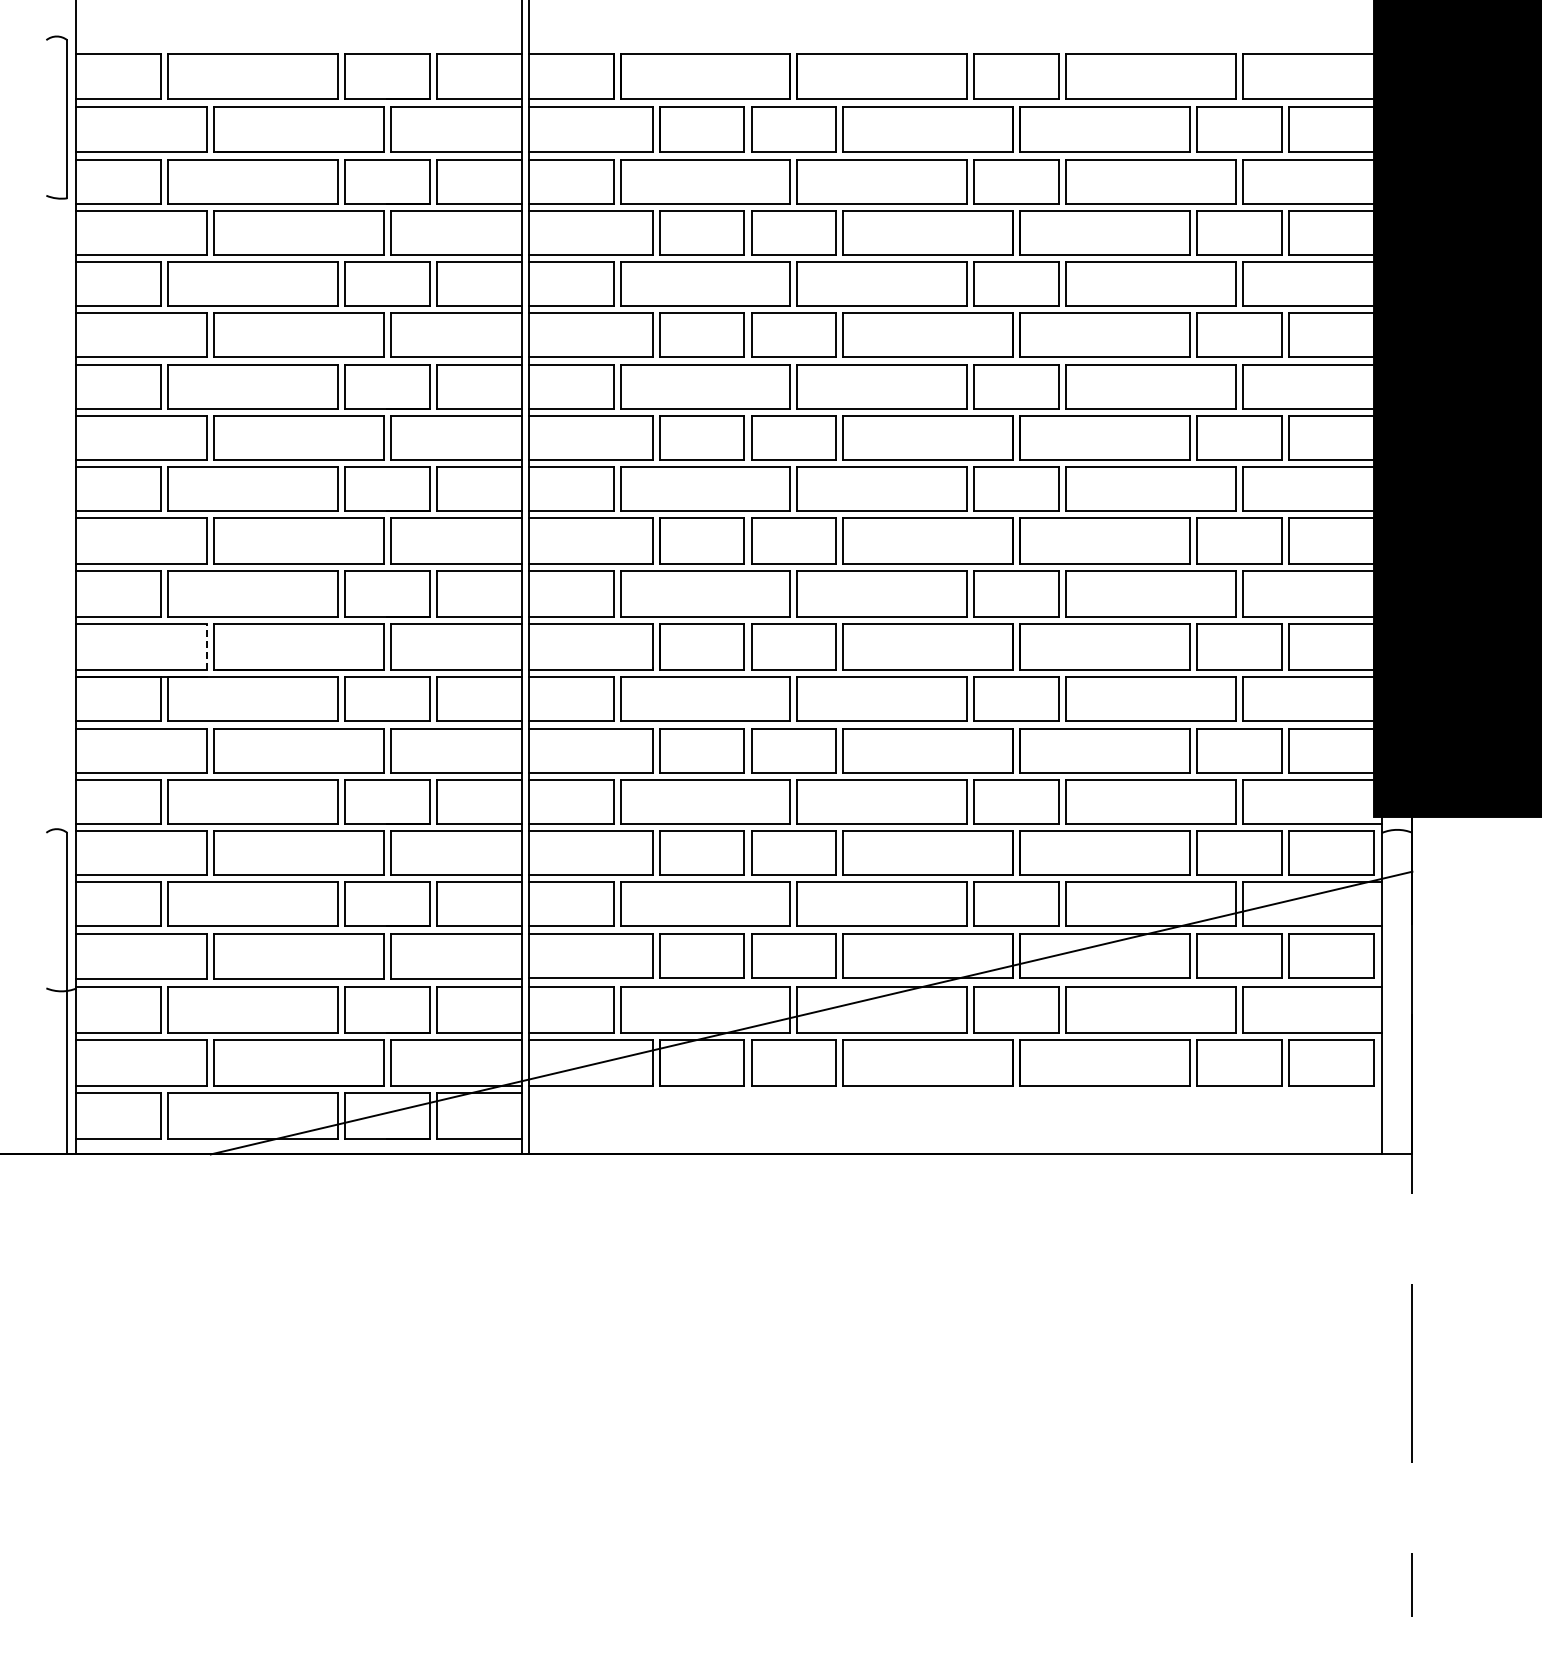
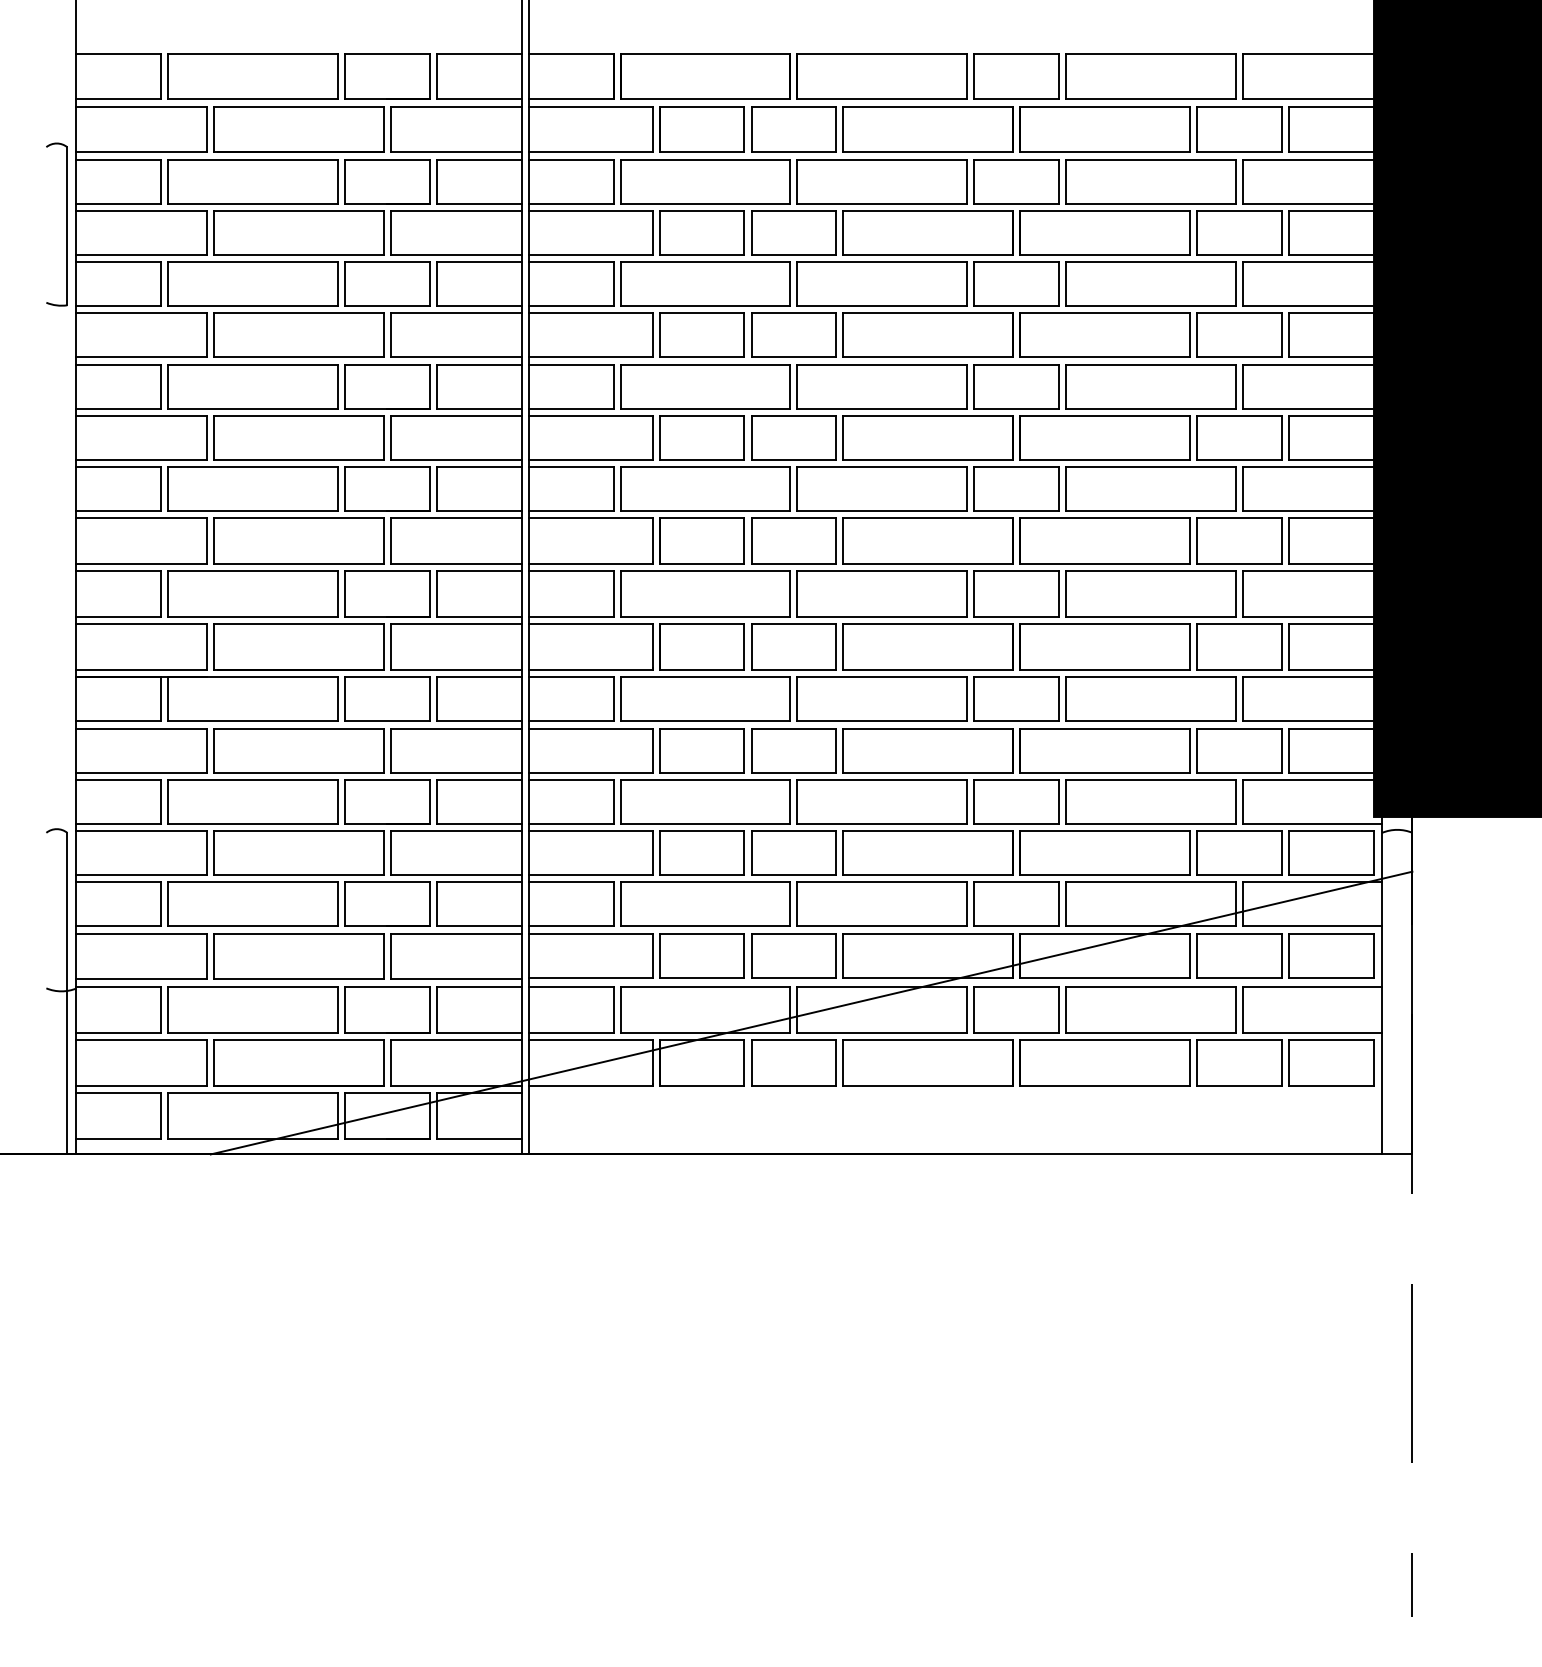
part position: (66, 117) -> (66, 224) (66, 224)
line: dashed -> solid (207, 647)
